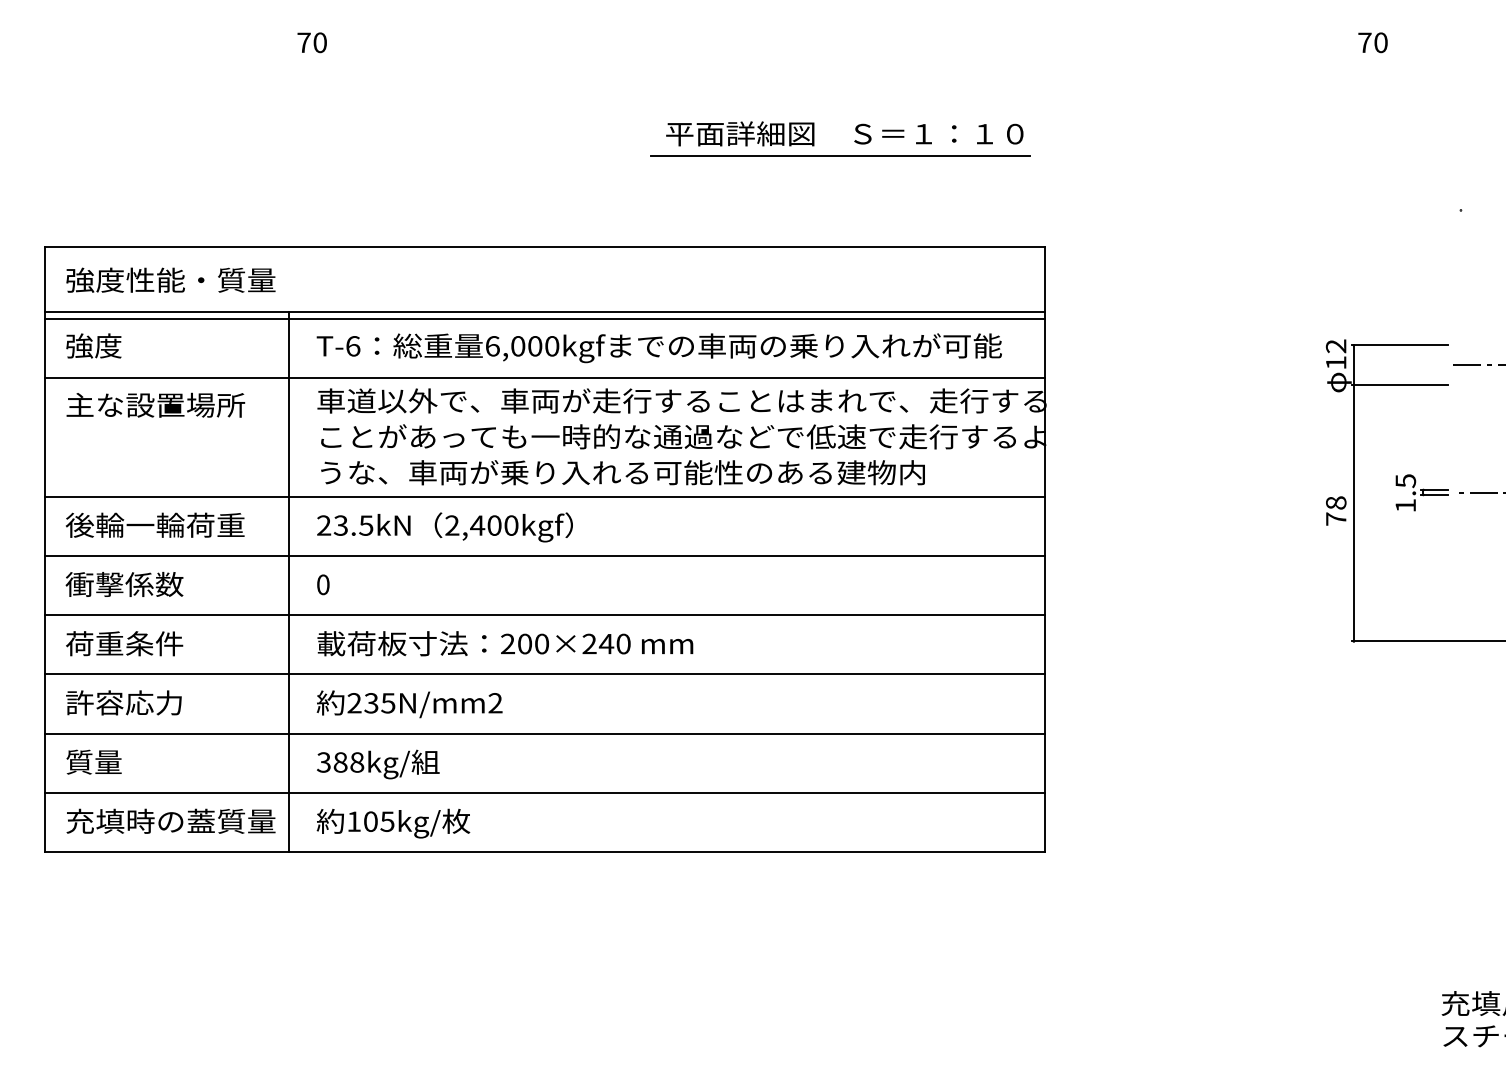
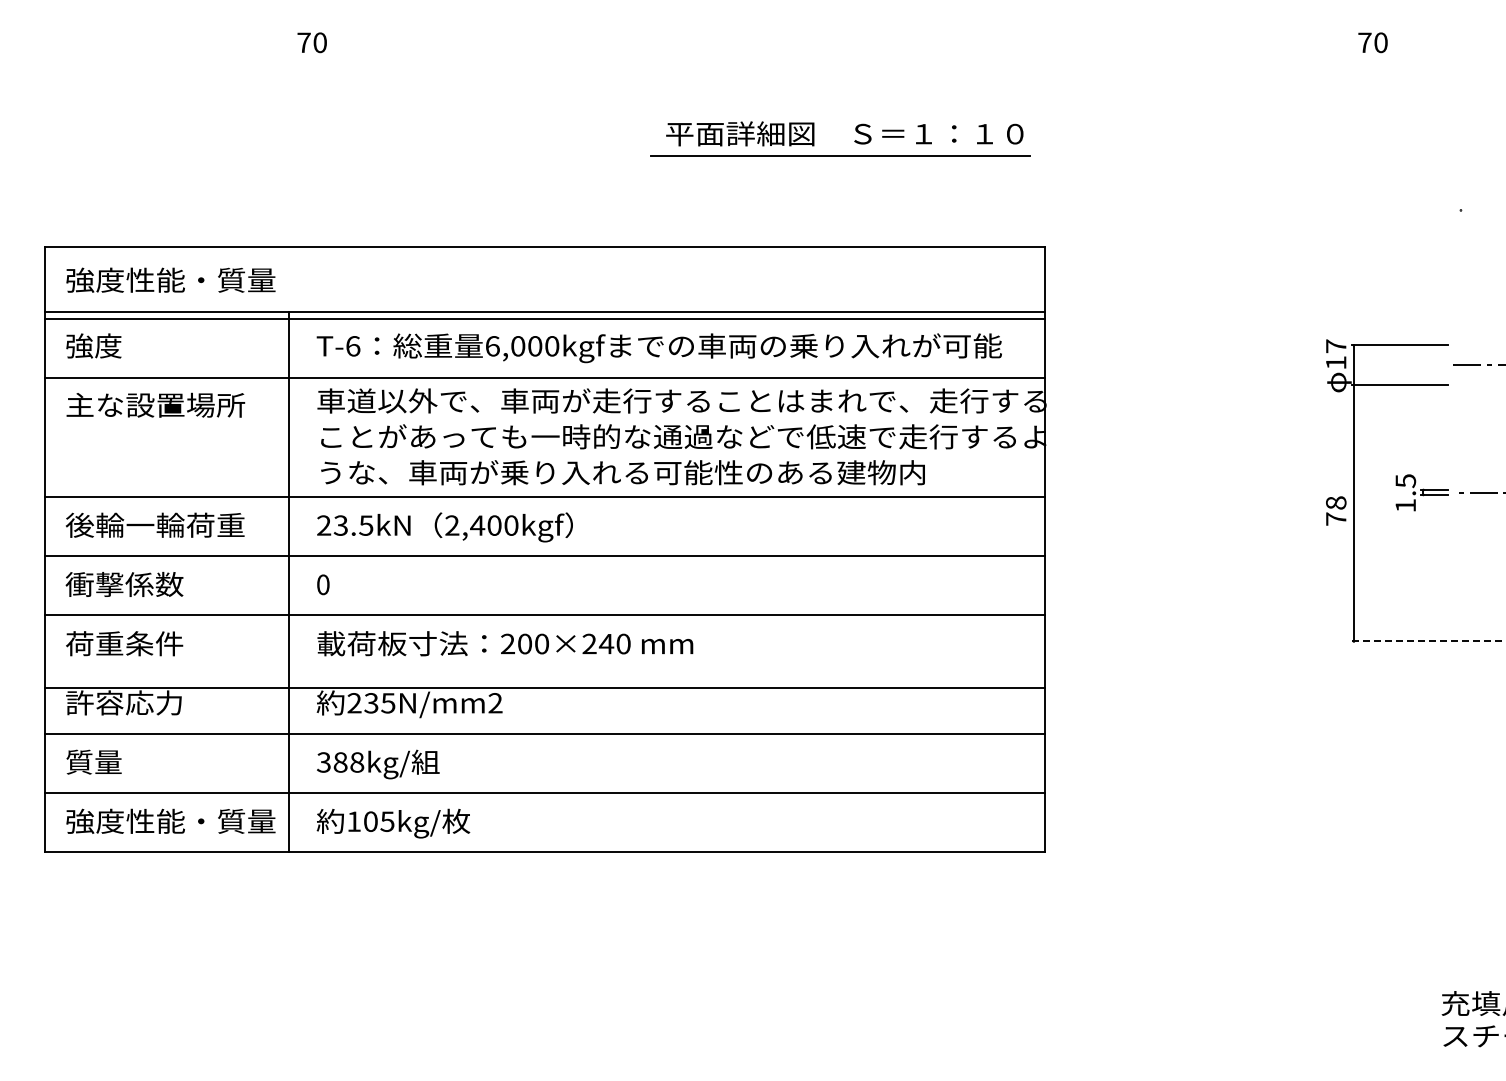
text: 12 -> 17 (1335, 346)
line: solid -> dashed (1428, 641)
line position: (545, 674) -> (545, 688) (545, 688)
text: 充填時の蓋質量 -> 強度性能・質量 (140, 820)
